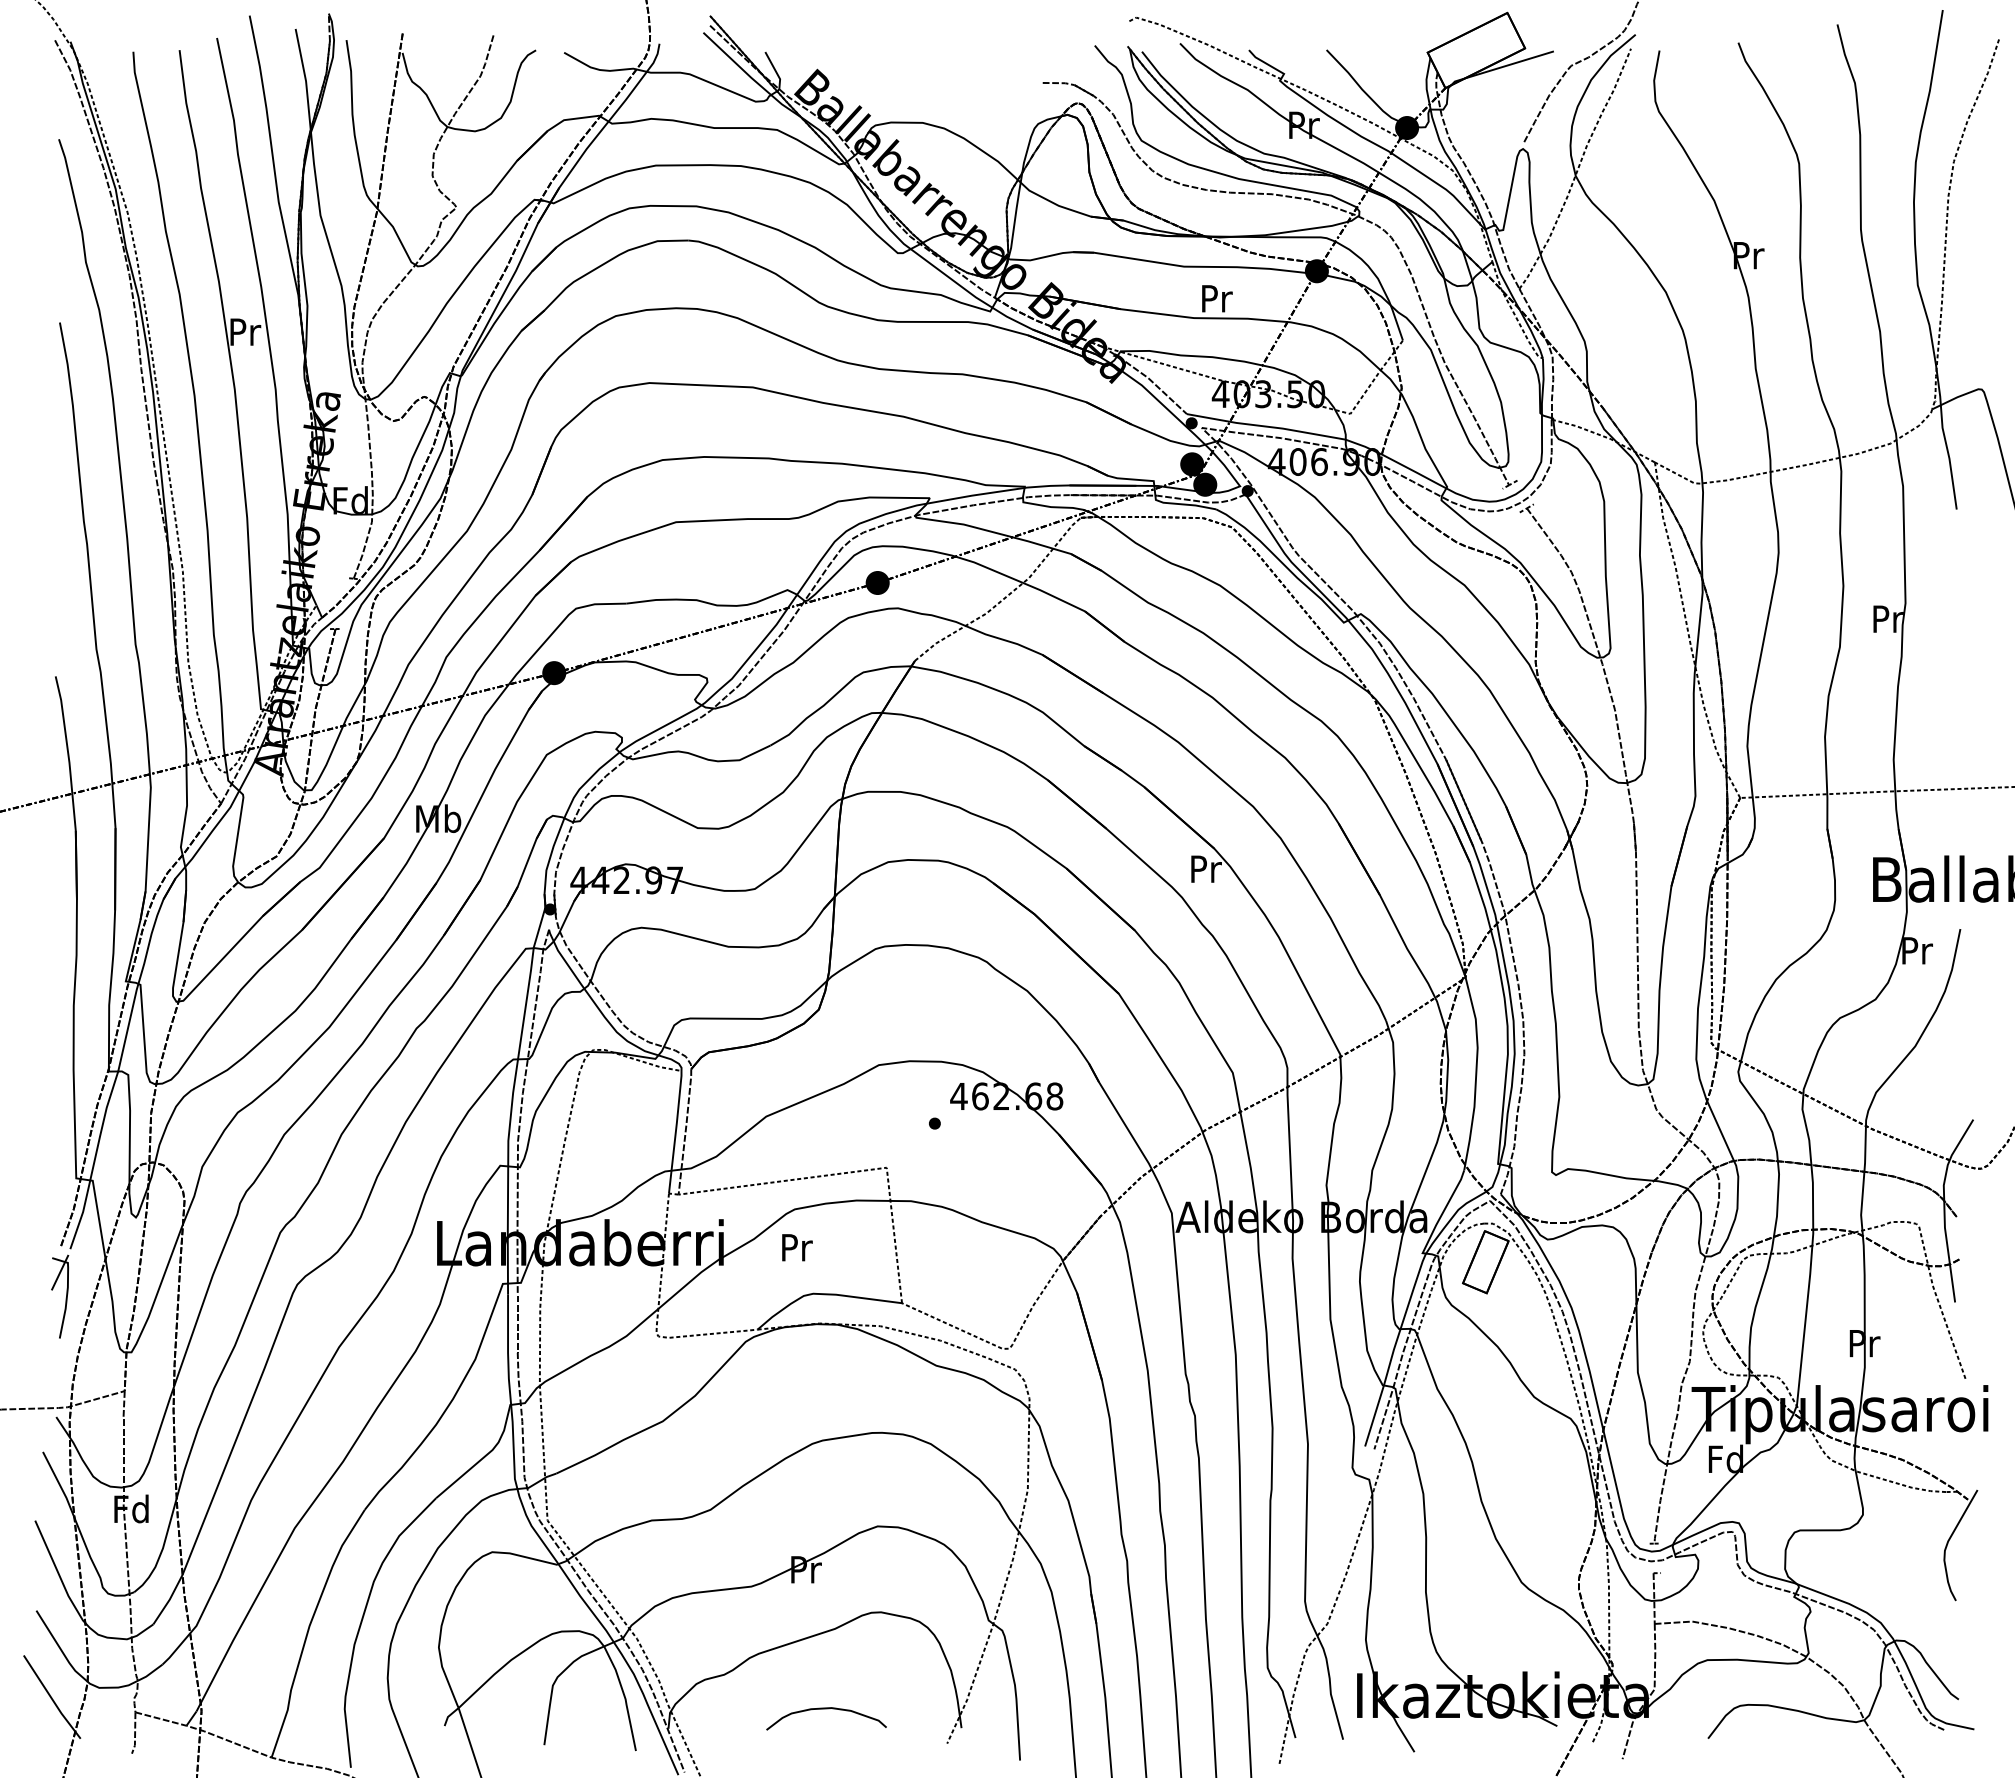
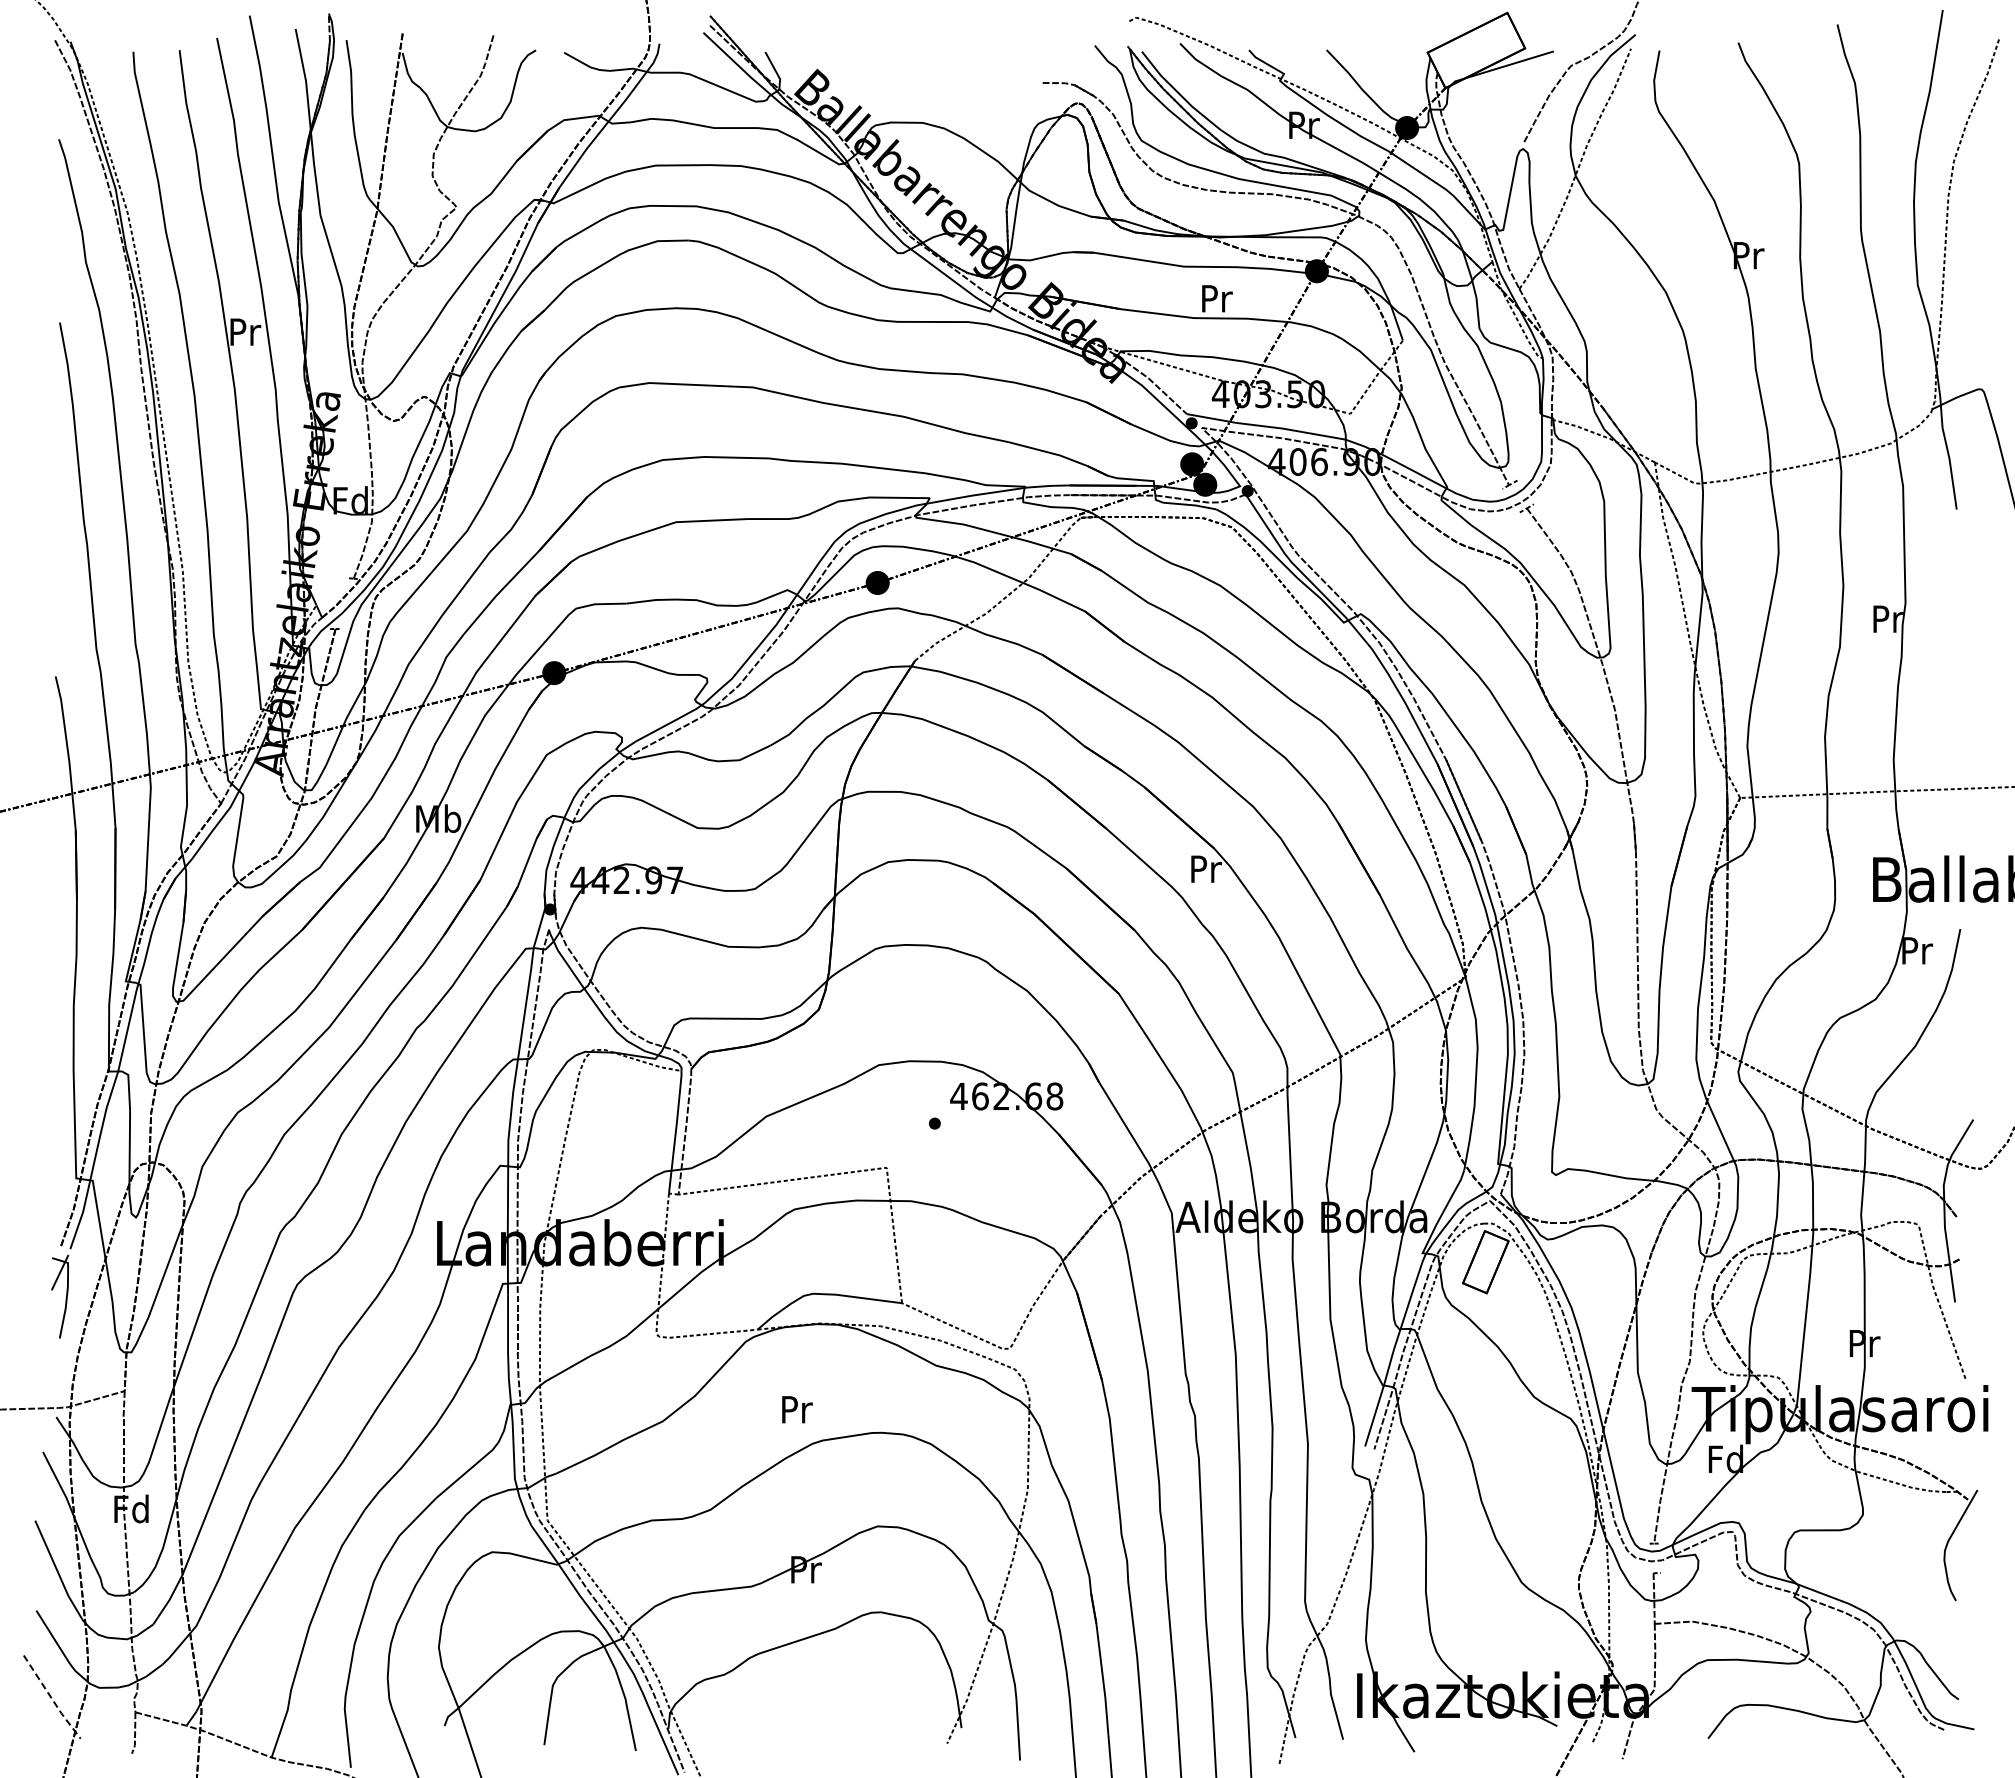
text position: (797, 1247) -> (797, 1409) (797, 1409)
line: solid -> dashed (51, 1698)
curve: present -> none (826, 1709)
